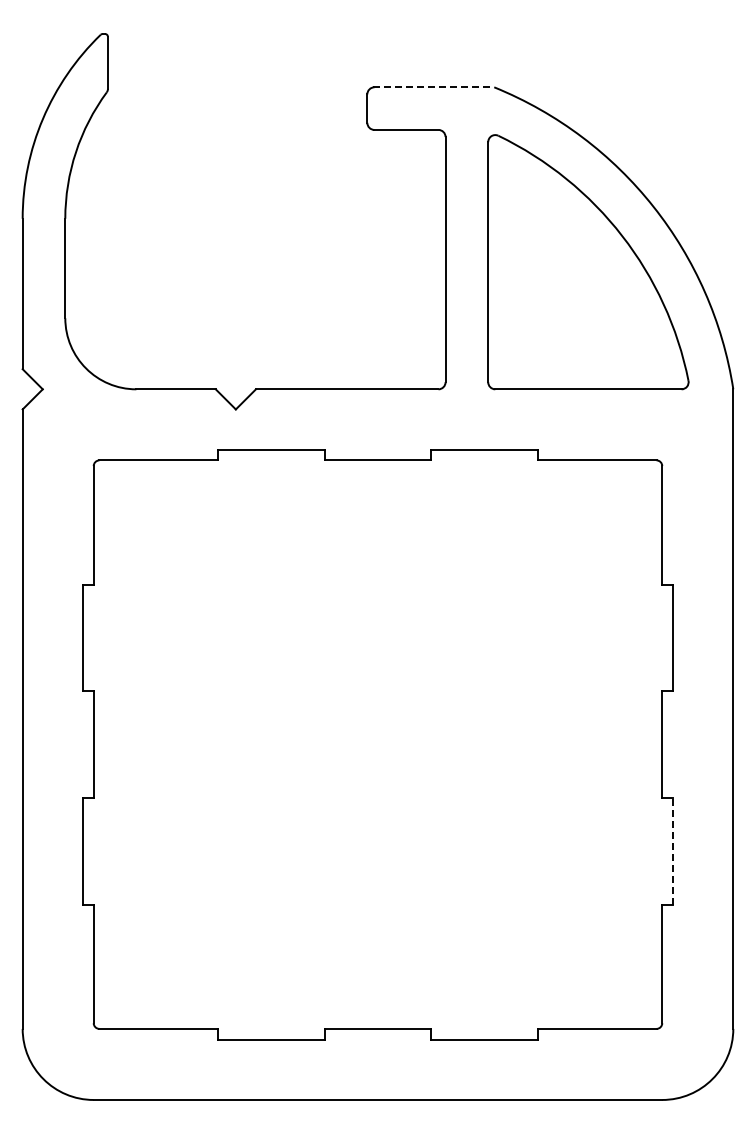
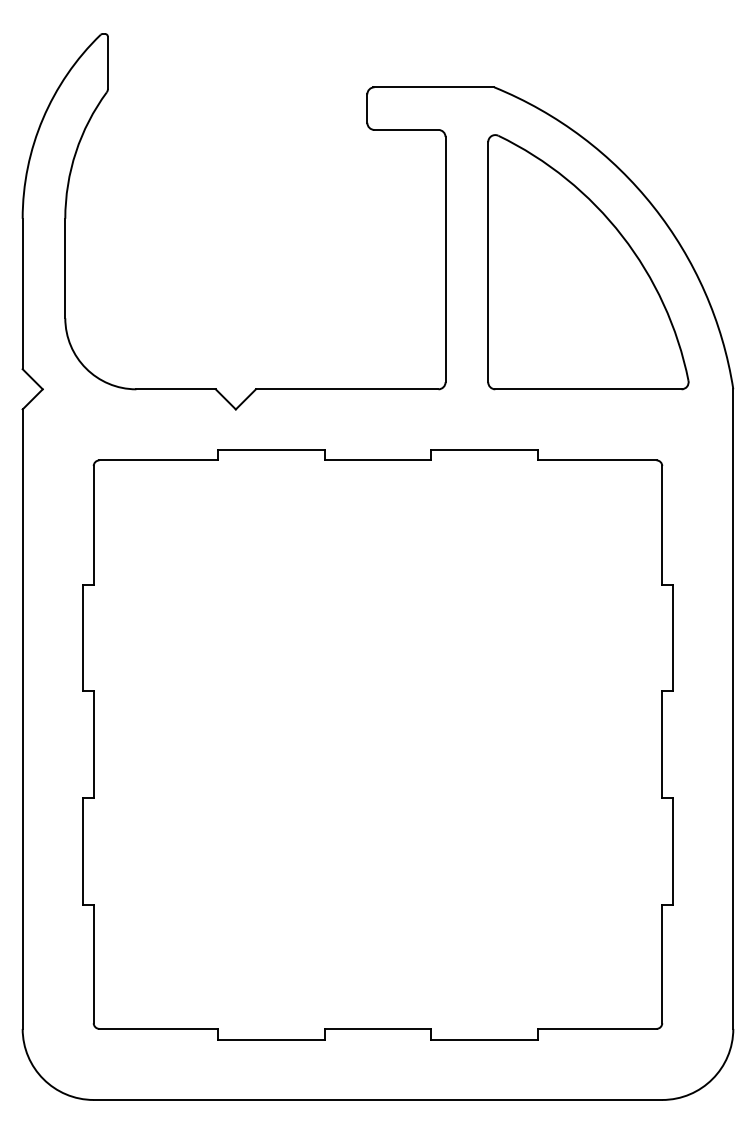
line: dashed -> solid (433, 87)
line: dashed -> solid (672, 850)
